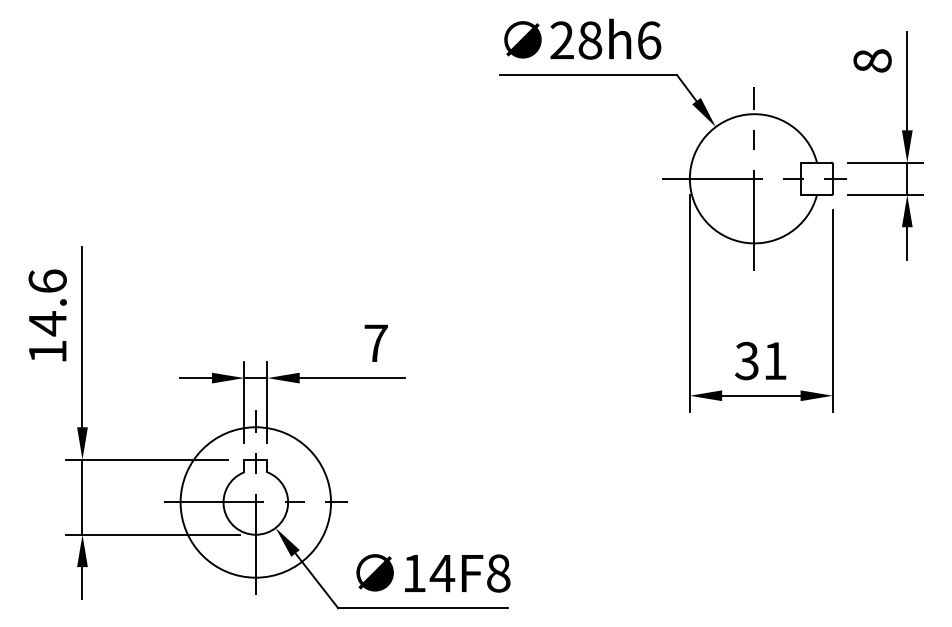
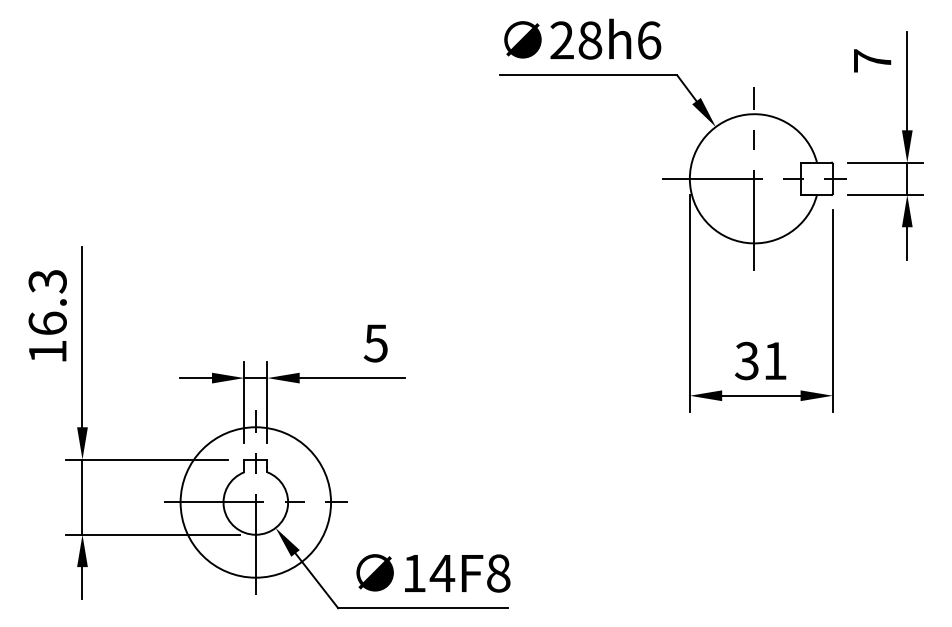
text: 8 -> 7 (872, 60)
text: 14.6 -> 16.3 (47, 302)
text: 7 -> 5 (375, 343)
